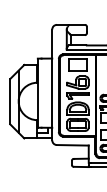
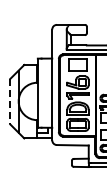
line: solid -> dashed (10, 101)
